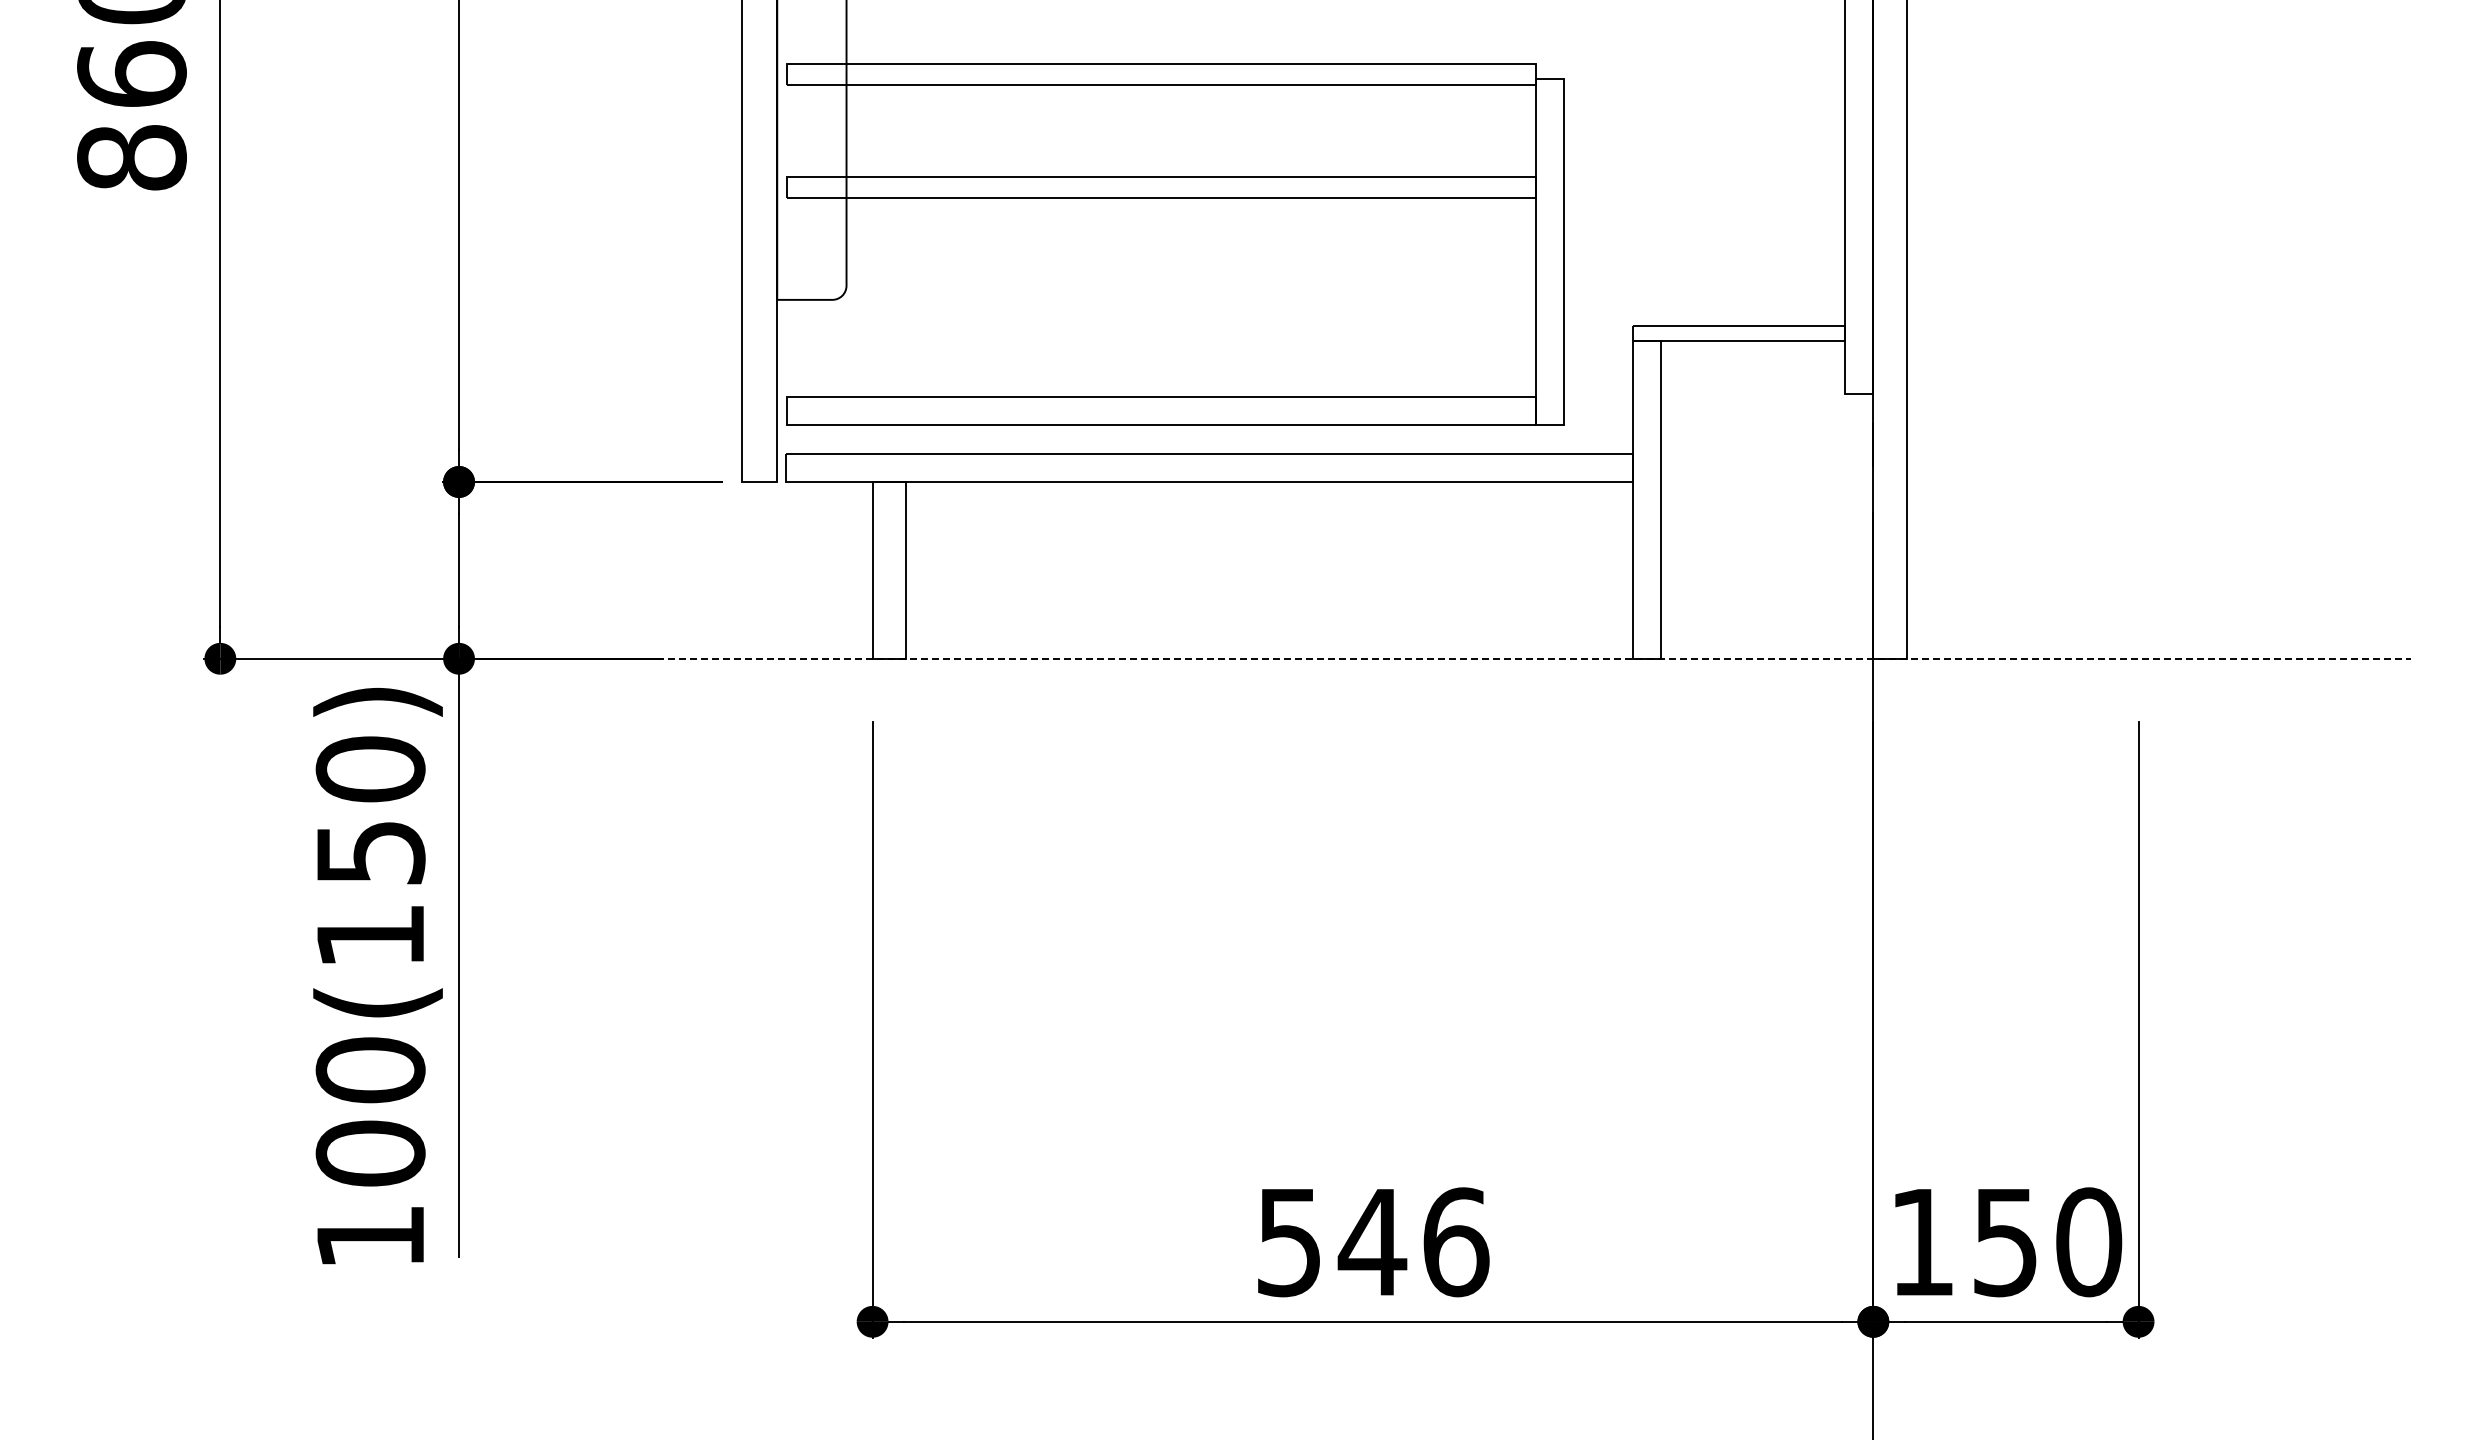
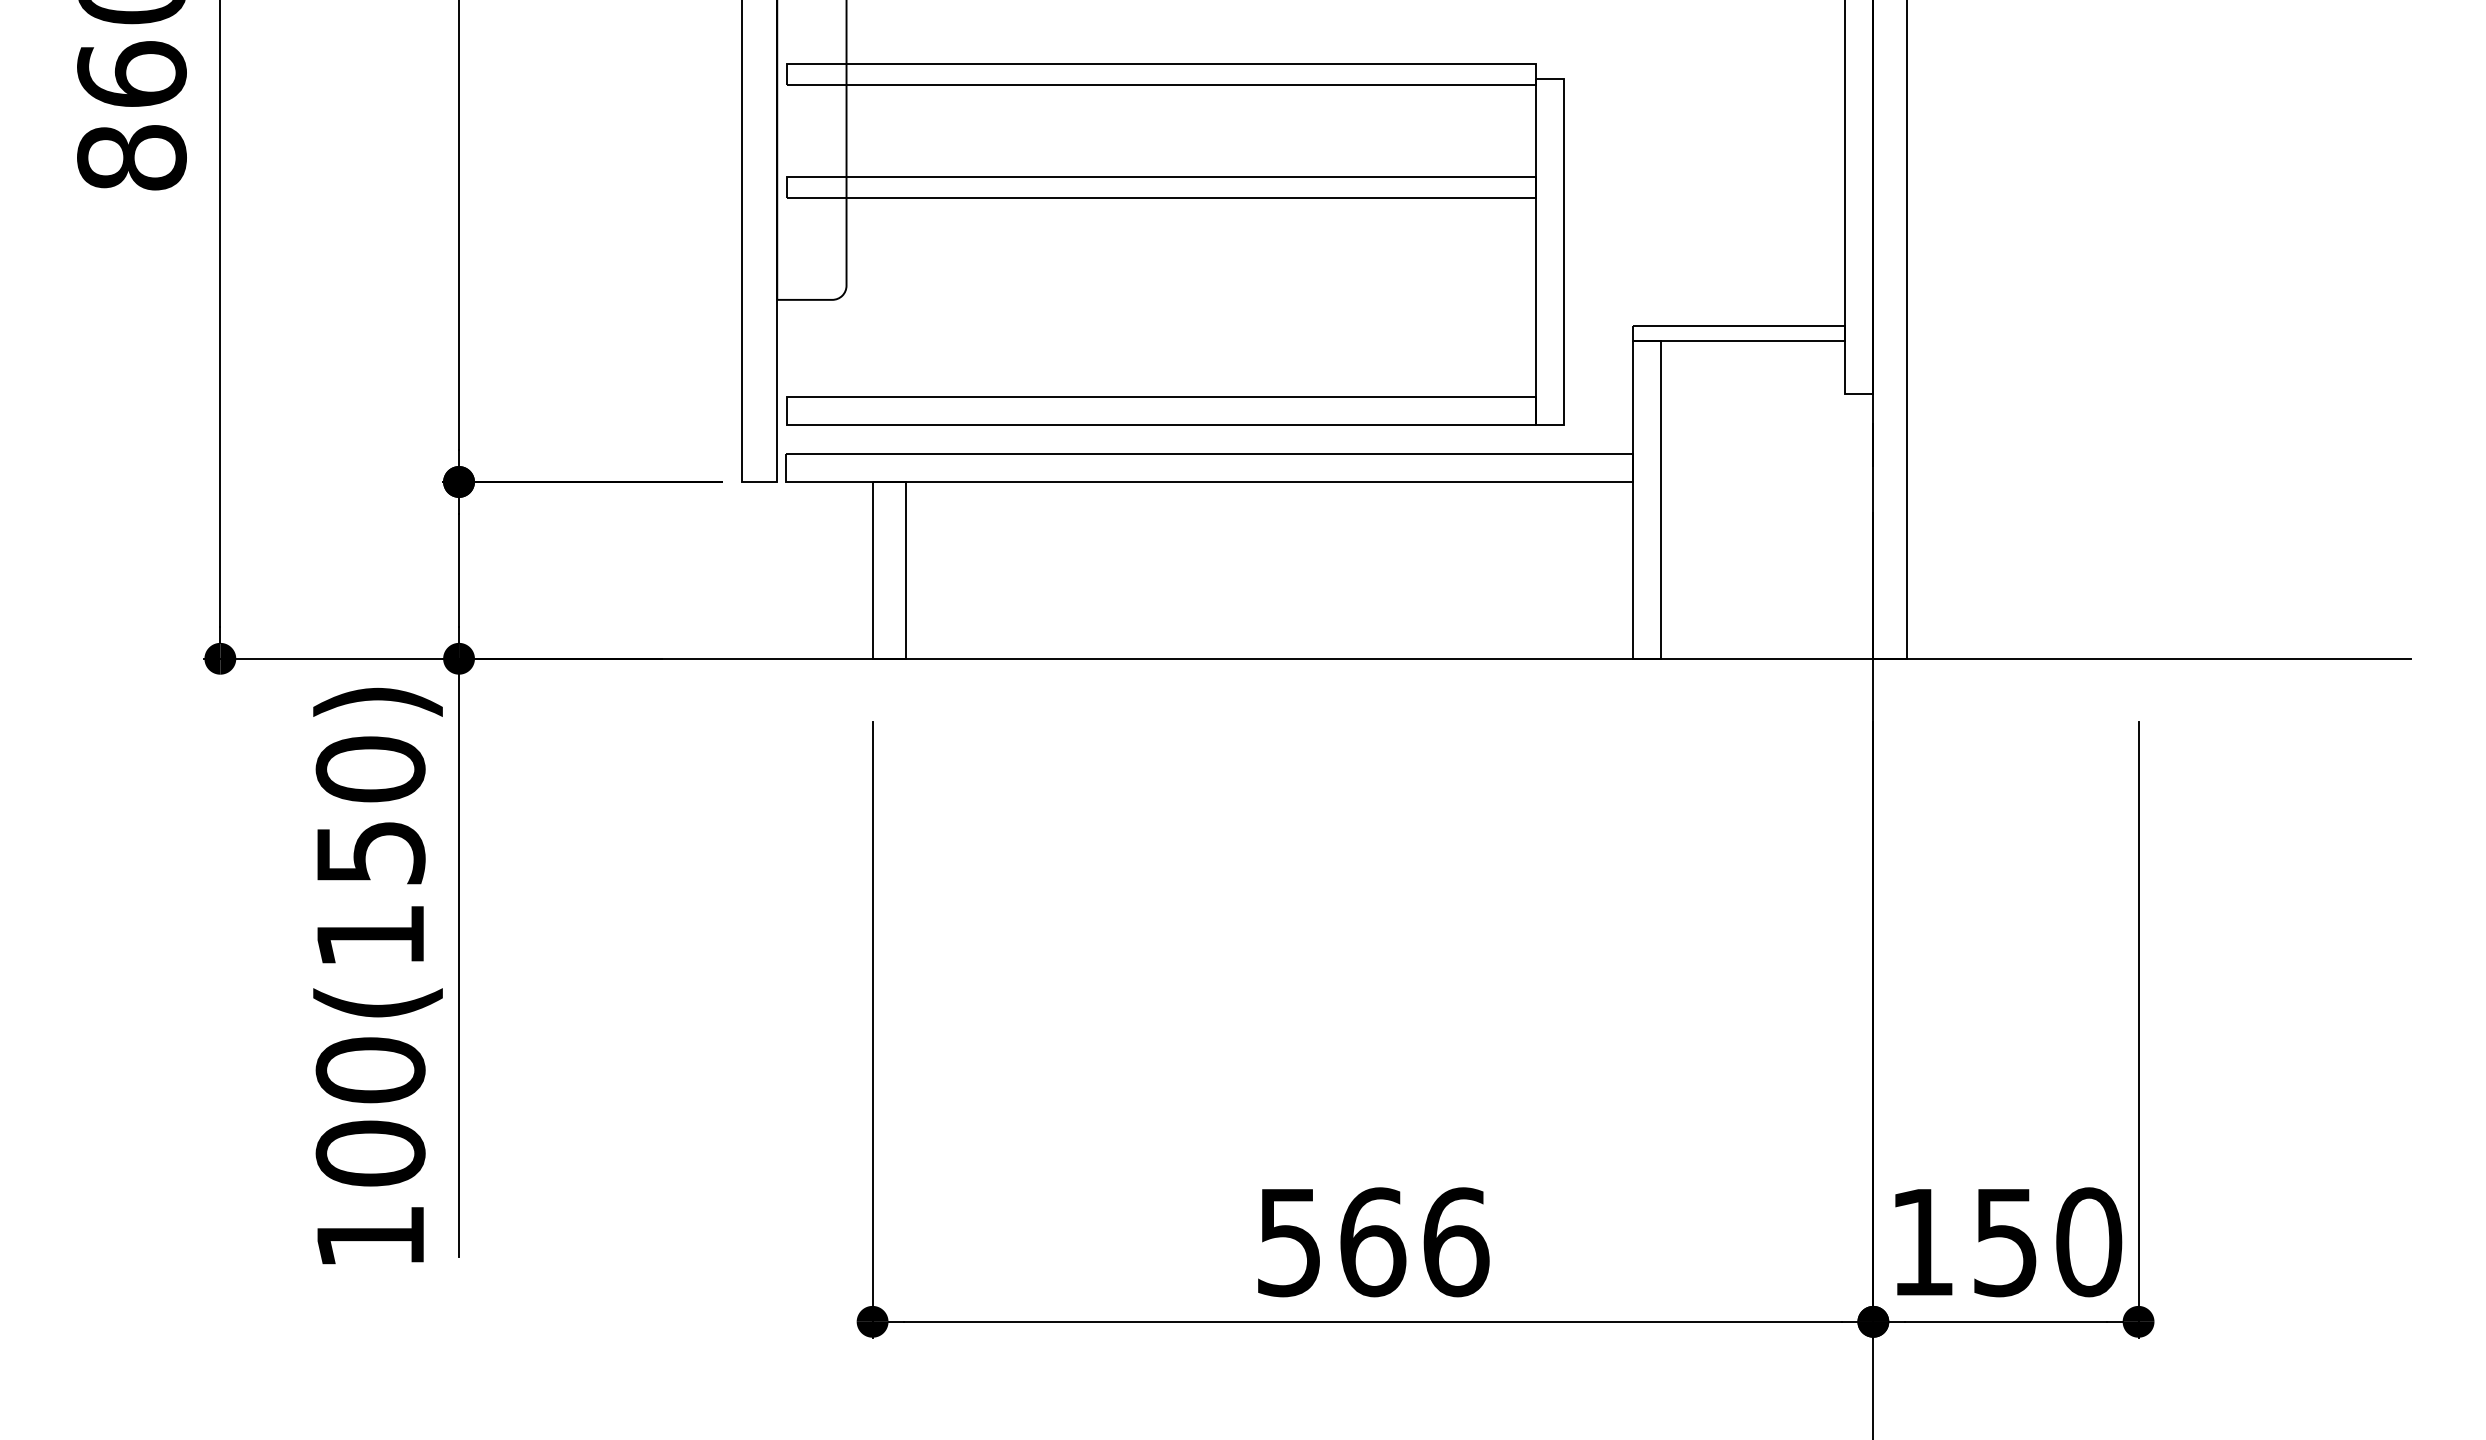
line: dashed -> solid (1440, 658)
text: 546 -> 566 (1372, 1242)
